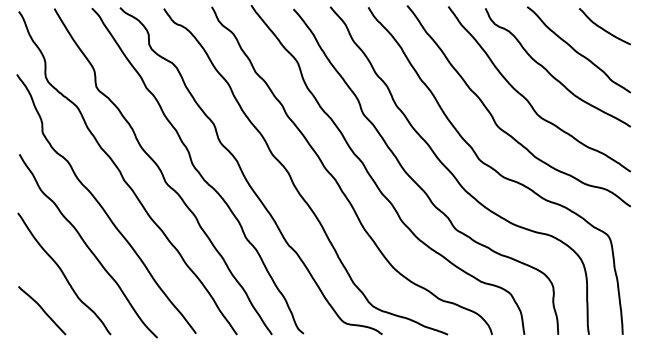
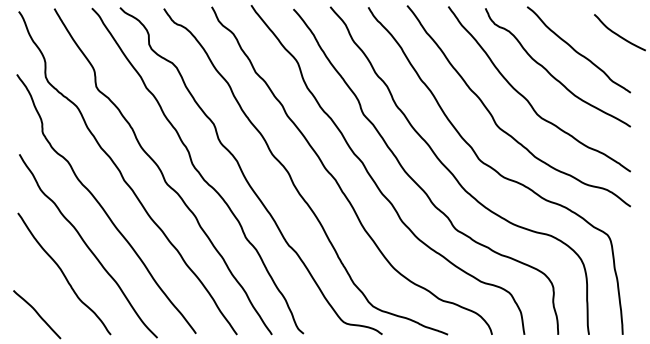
curve position: (602, 27) -> (617, 33) (617, 33)
curve position: (42, 310) -> (37, 314) (37, 314)
